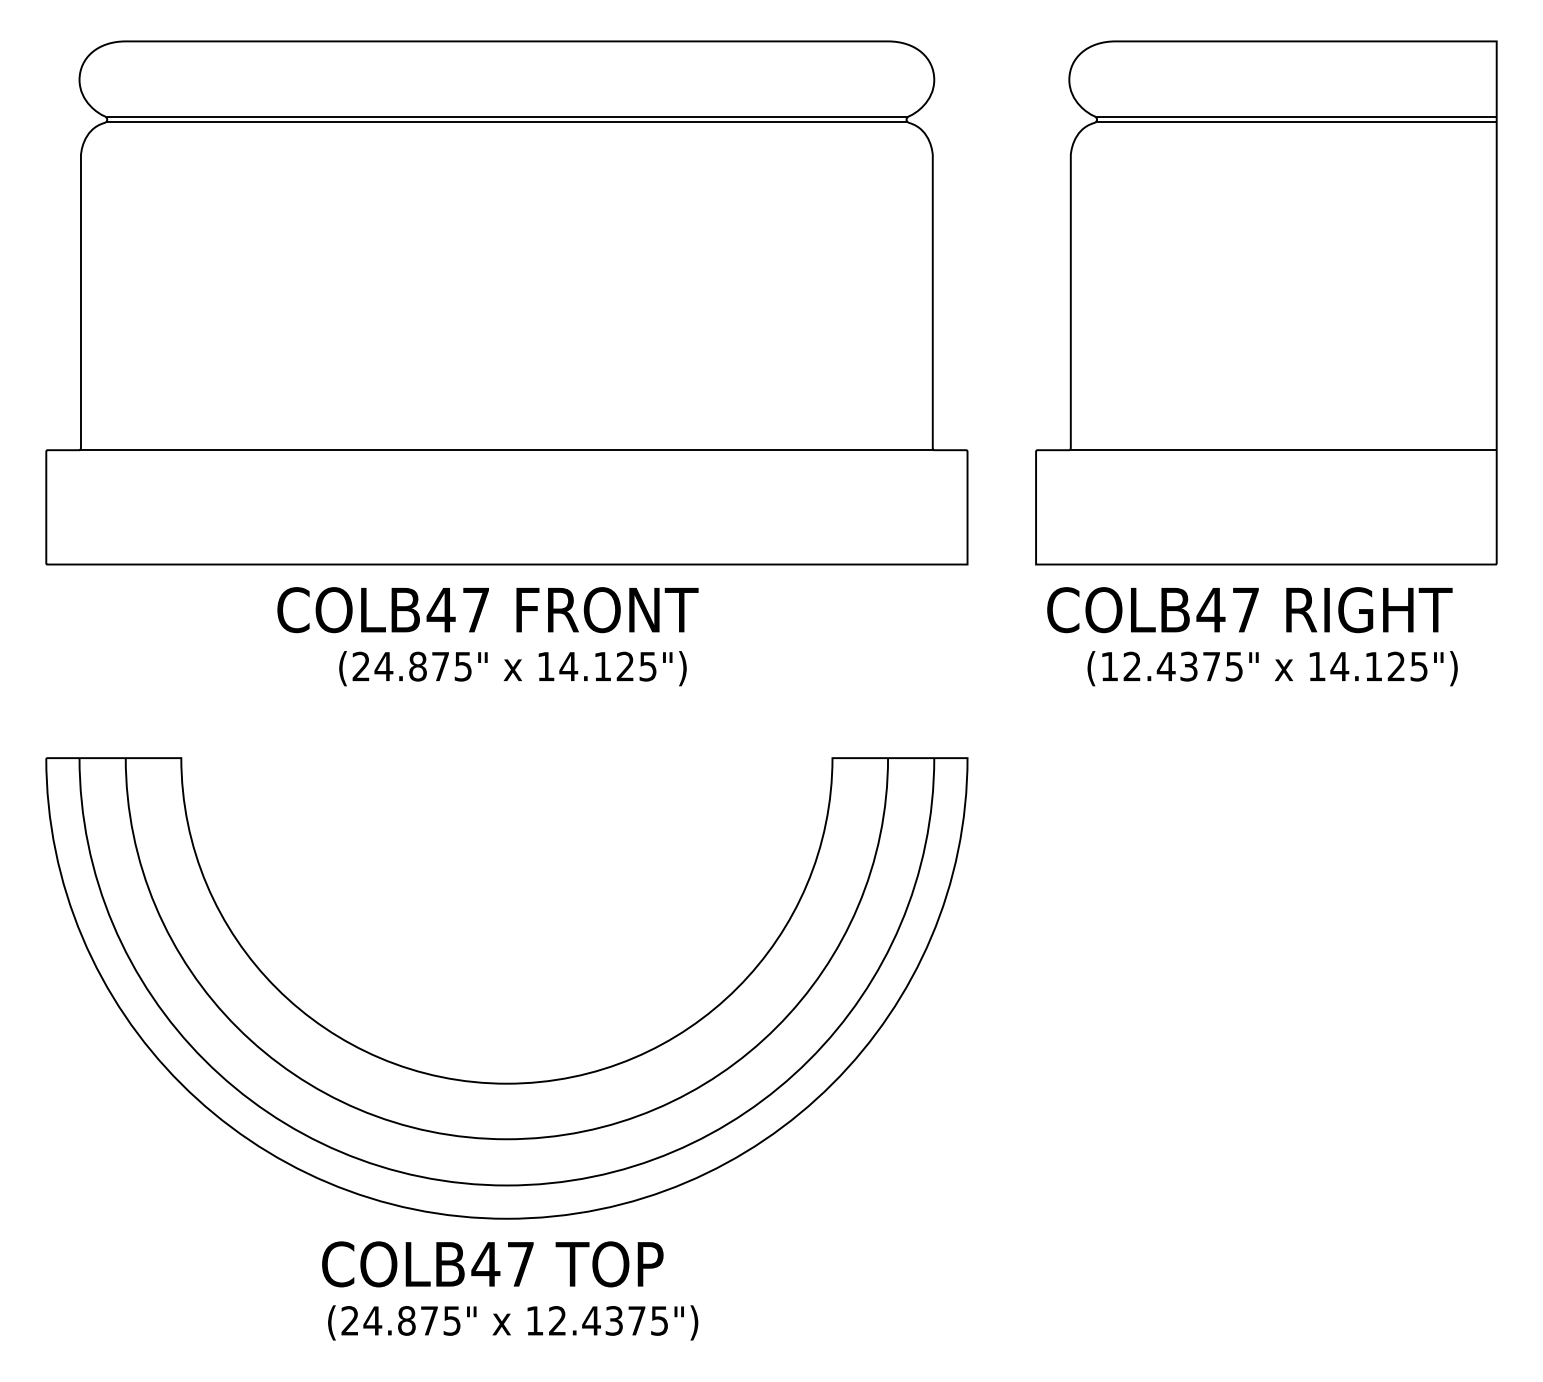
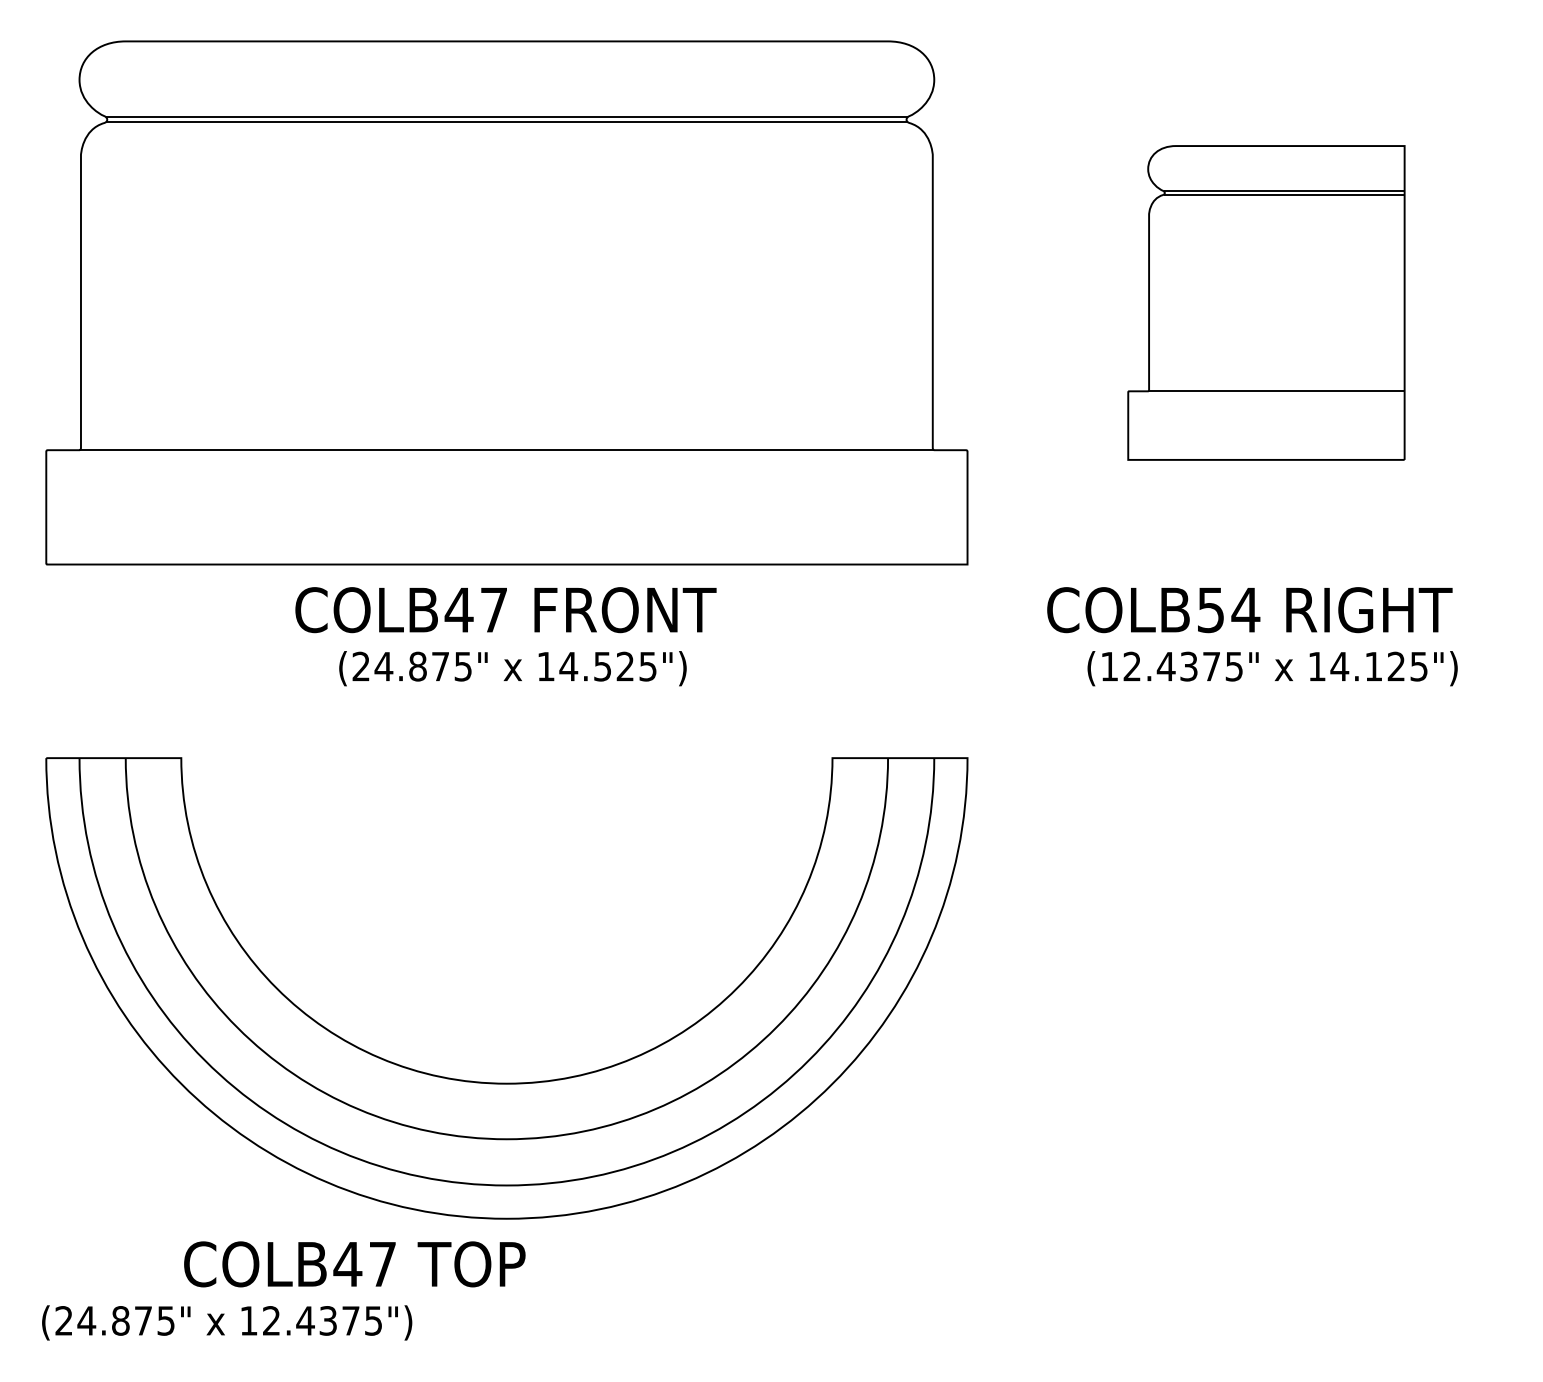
part size: 463x526 px -> 279x316 px (1266, 302)
text position: (487, 610) -> (505, 610) (505, 610)
text: COLB47 -> COLB54 (1228, 610)
text: 14.125") -> 14.525") (602, 666)
text position: (492, 1264) -> (354, 1264) (354, 1264)
text position: (513, 1322) -> (227, 1322) (227, 1322)
